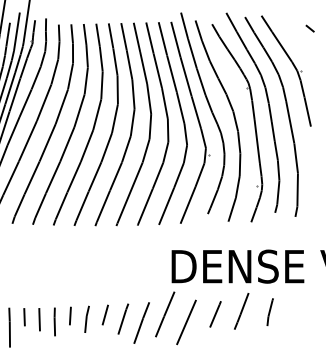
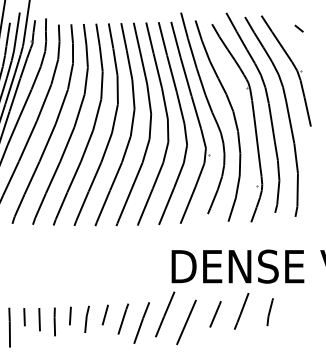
line position: (309, 28) -> (298, 28) (298, 28)
